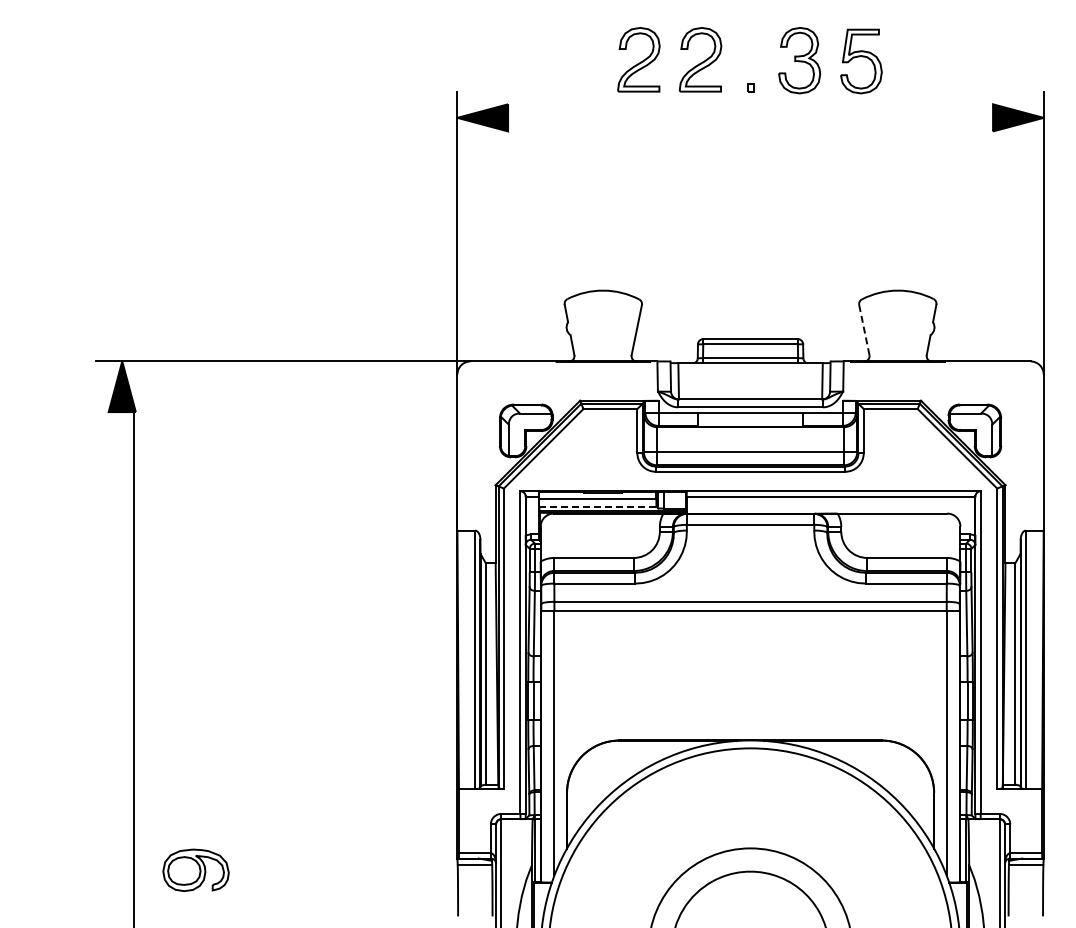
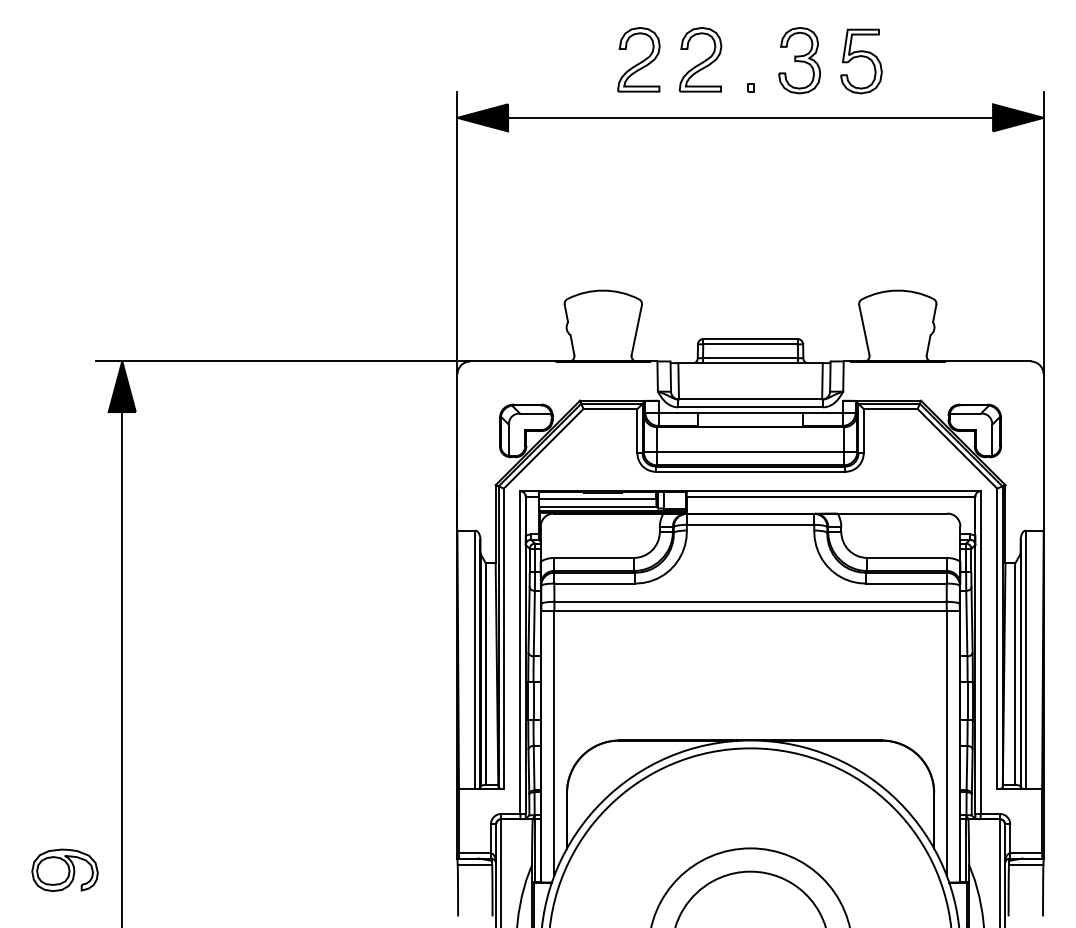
line: none -> present (750, 117)
line: dashed -> solid (864, 330)
line: dashed -> solid (597, 506)
line position: (134, 668) -> (122, 668) (122, 668)
part position: (195, 869) -> (64, 869) (64, 869)
